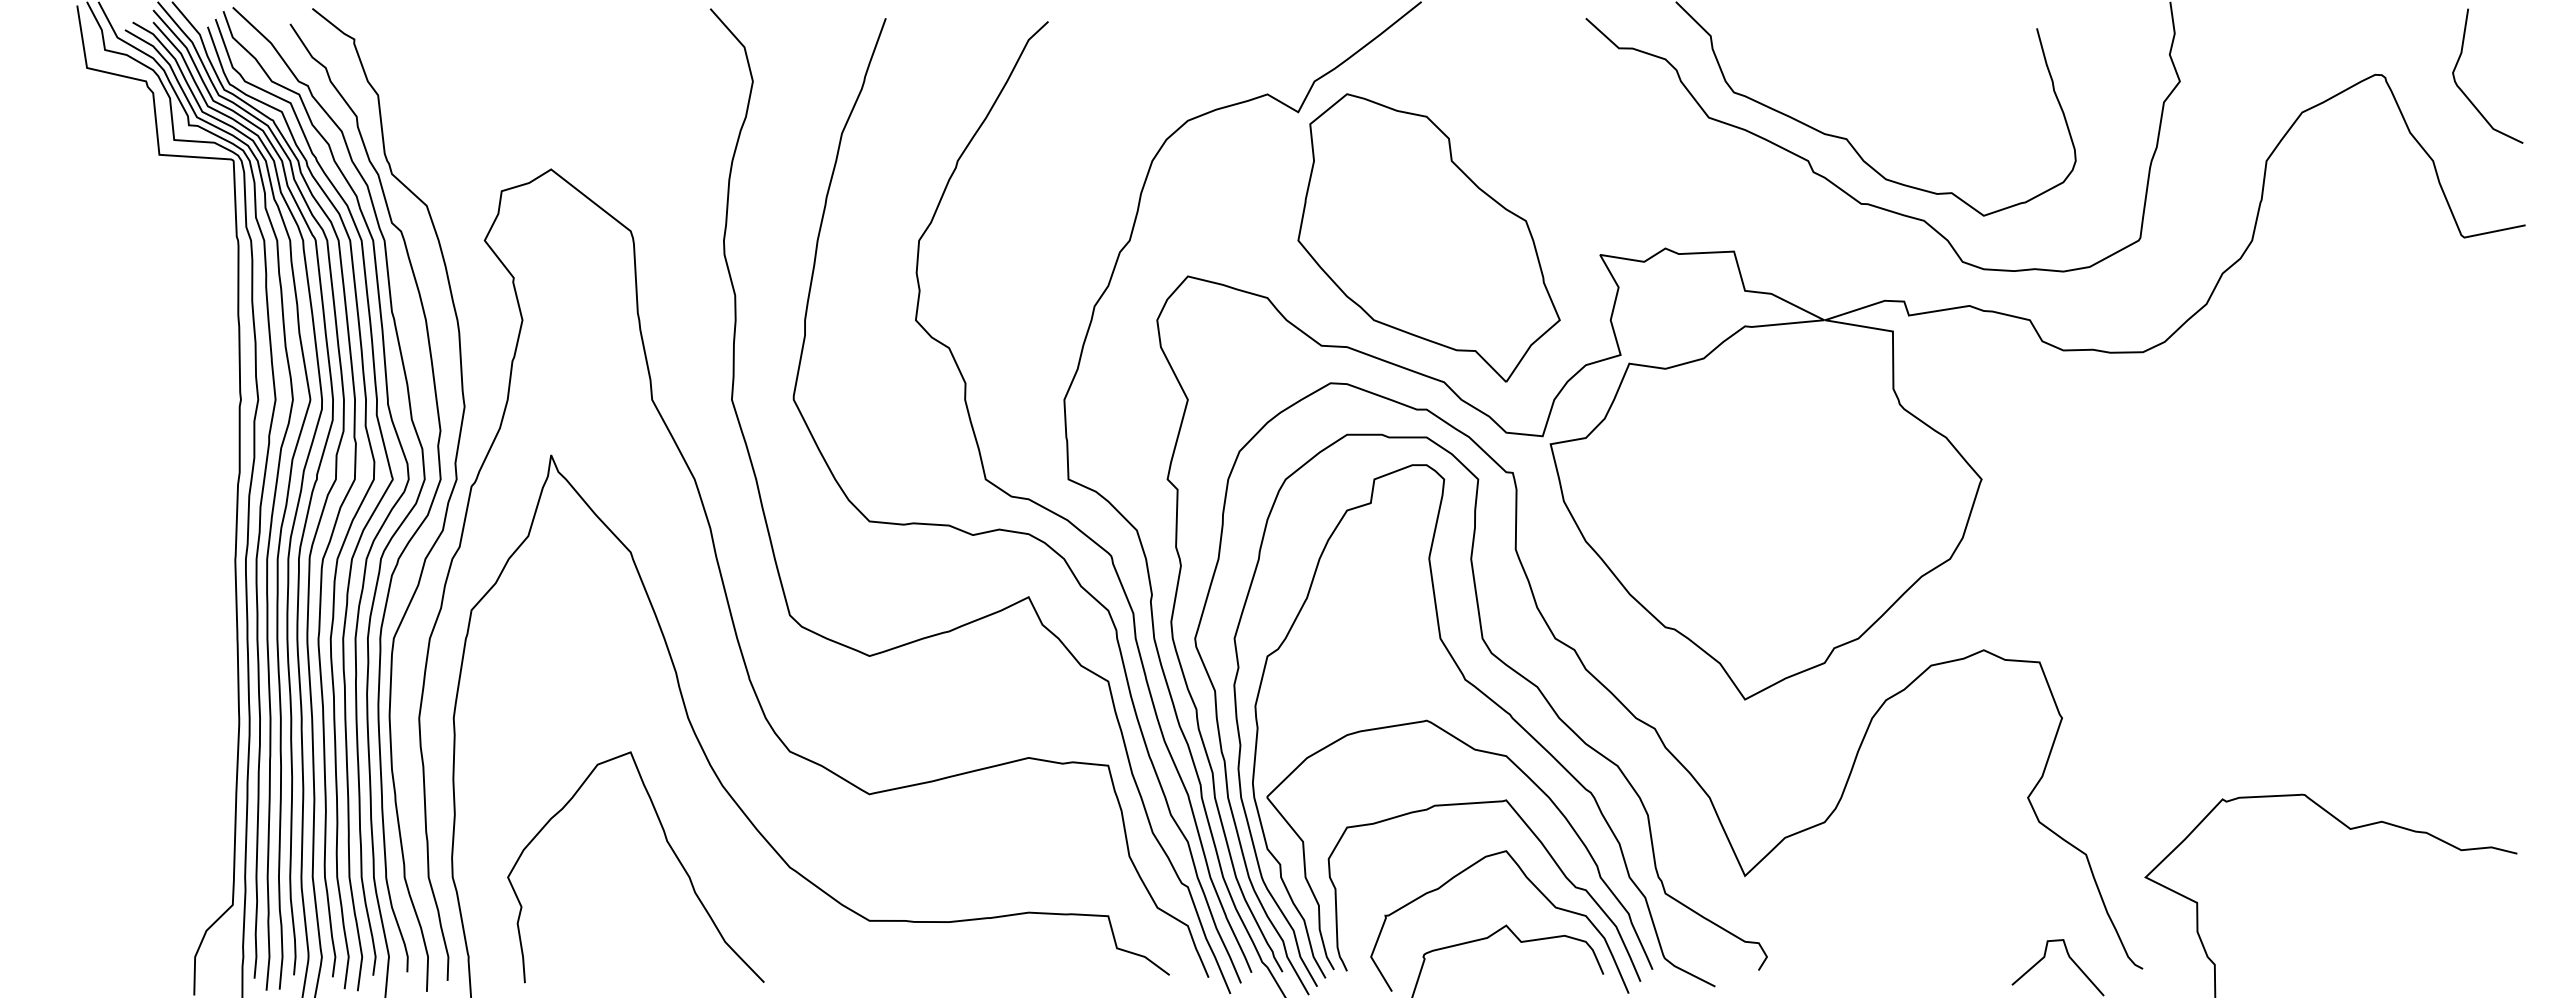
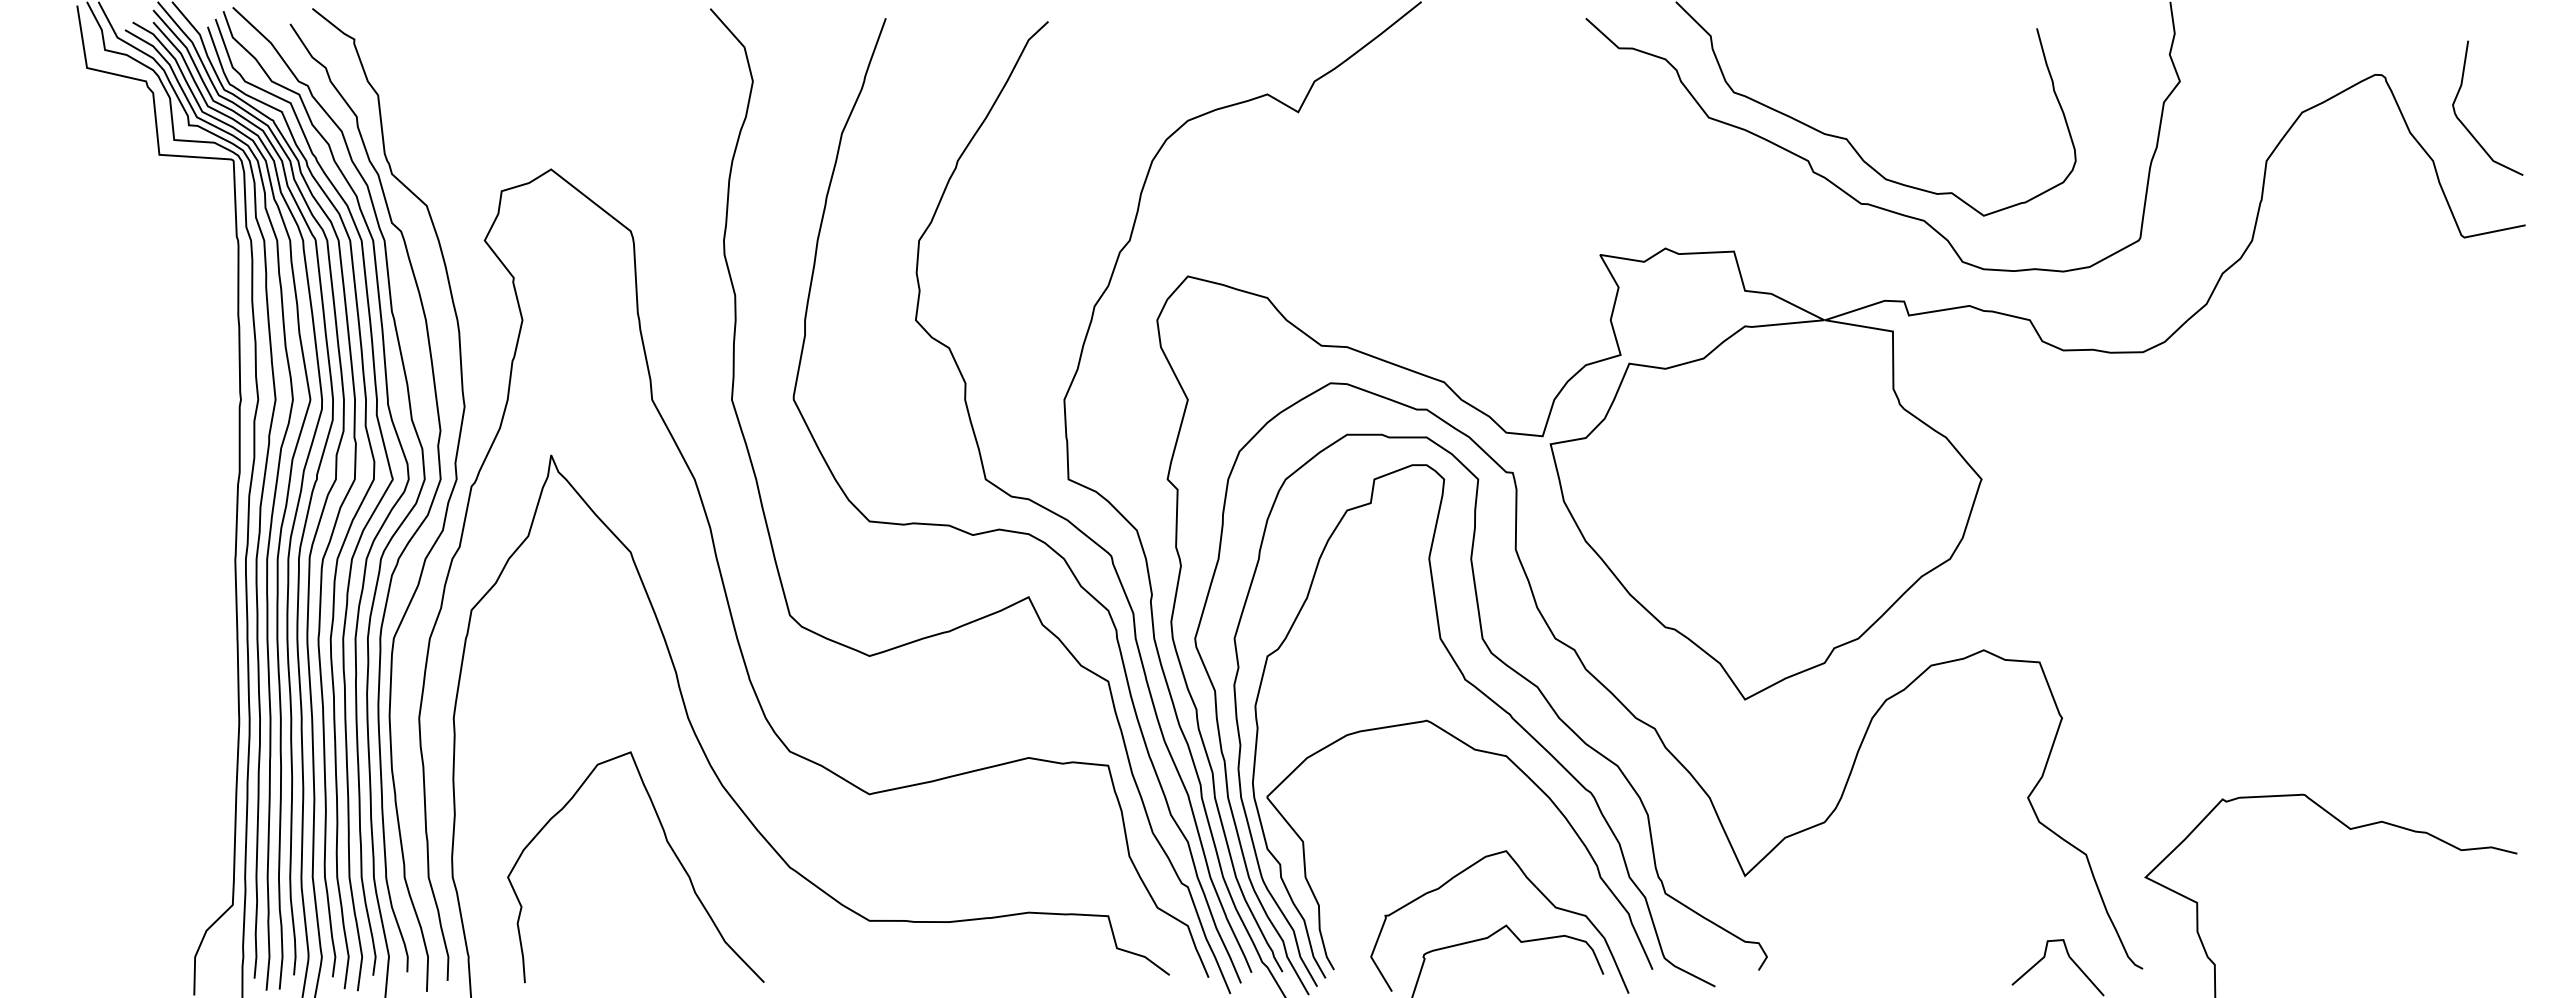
curve position: (2465, 93) -> (2465, 125) (2465, 125)
part: present -> none (1428, 237)
curve: present -> none (1545, 850)
